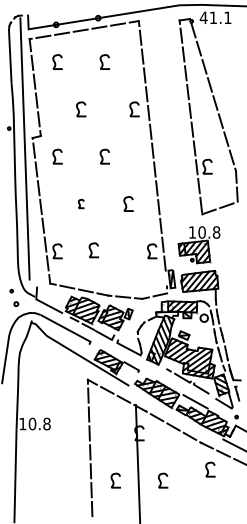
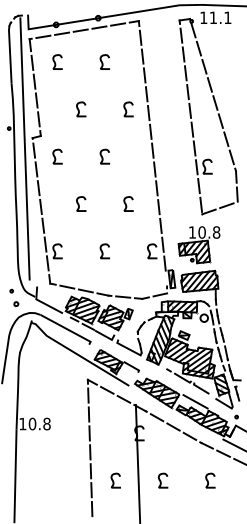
text: 41.1 -> 11.1 (203, 17)
part position: (134, 109) -> (128, 109) (128, 109)
part size: 8x12 px -> 11x16 px (81, 203)
part position: (93, 250) -> (104, 251) (104, 251)
part position: (210, 469) -> (210, 480) (210, 480)
